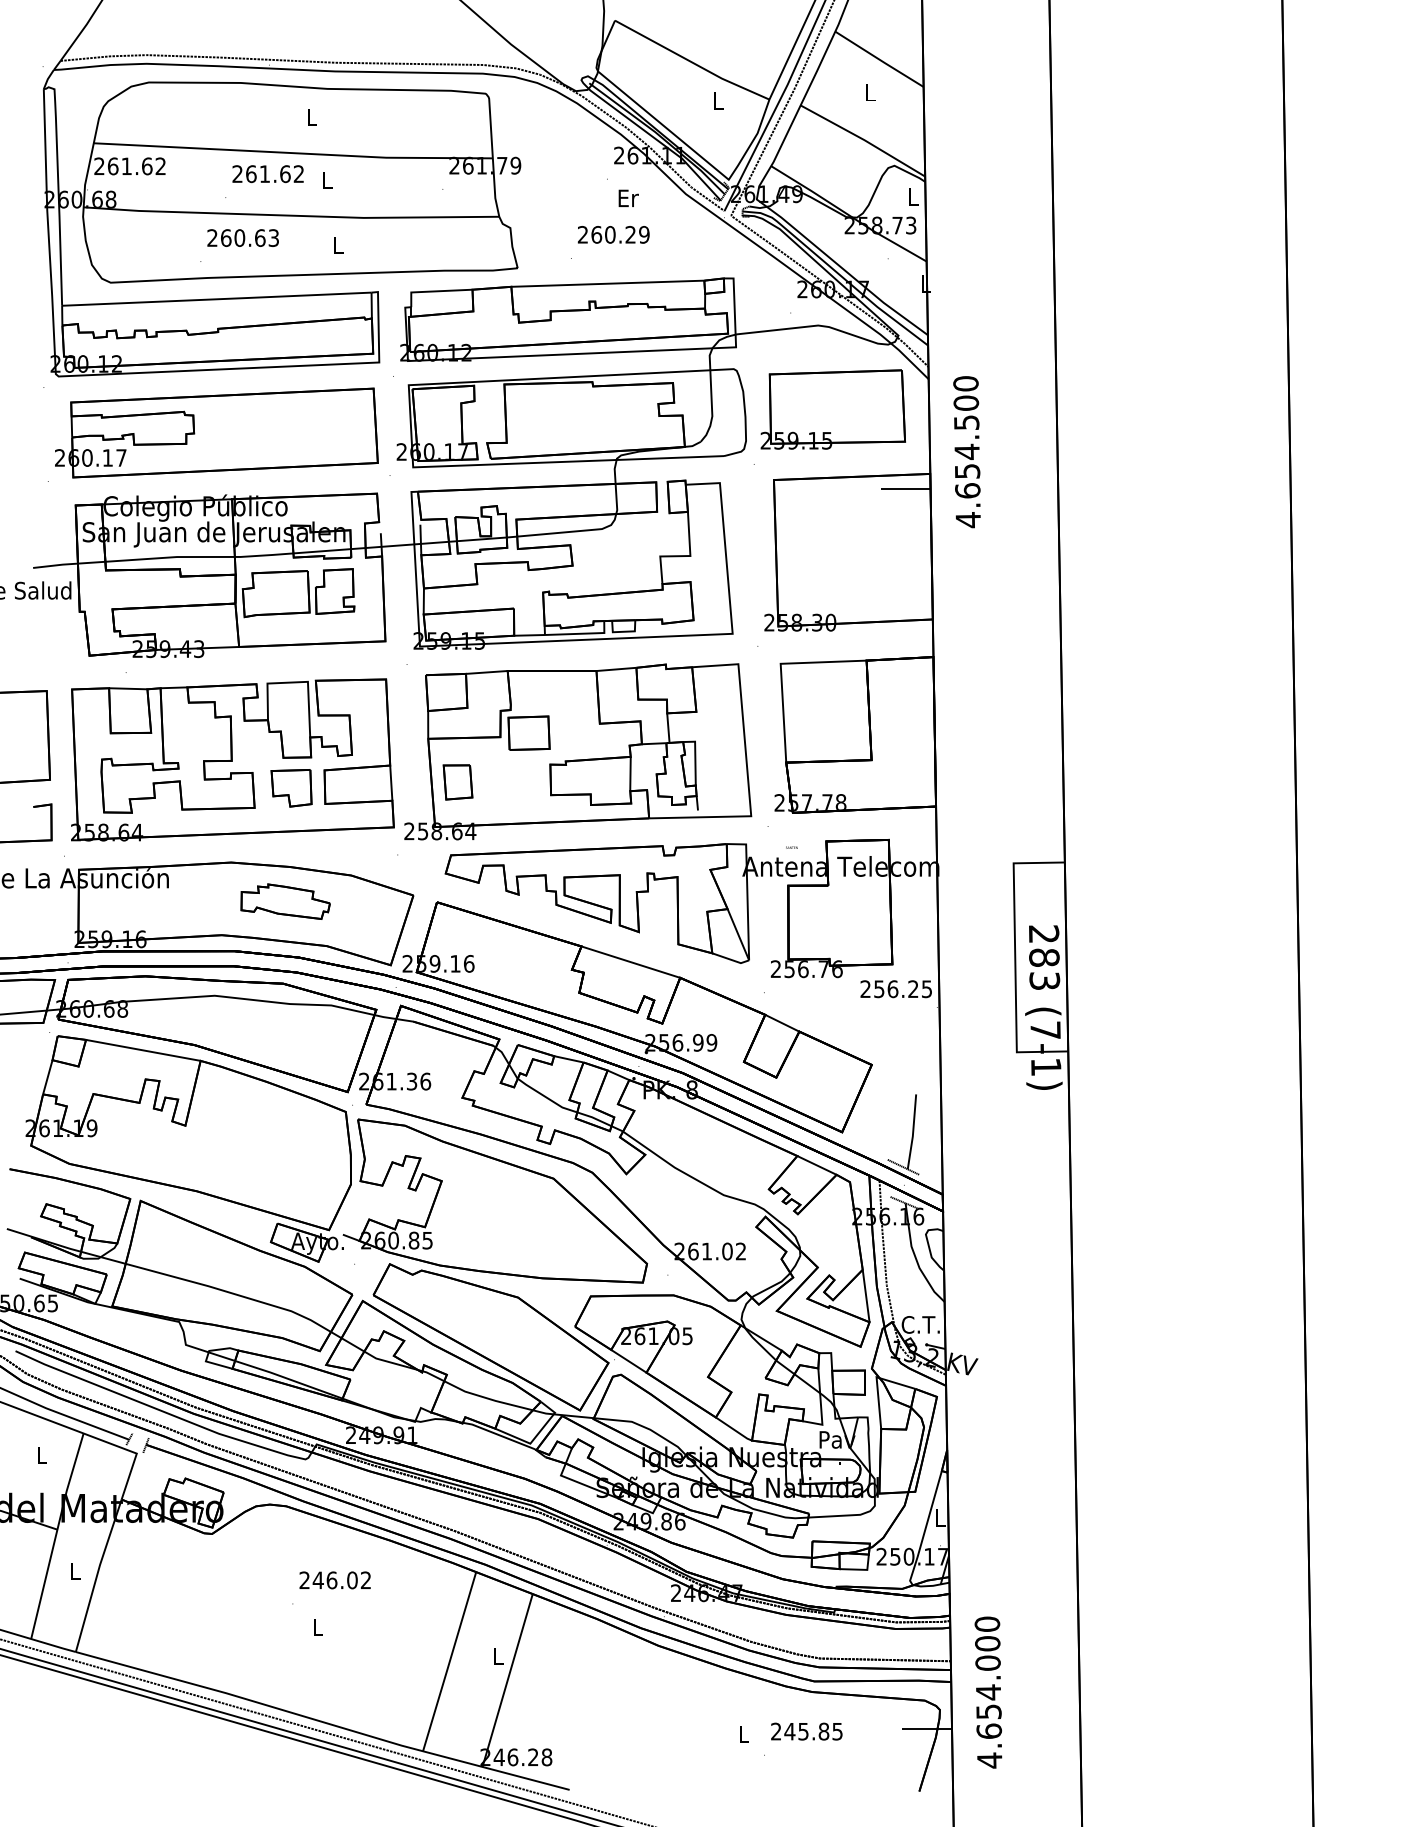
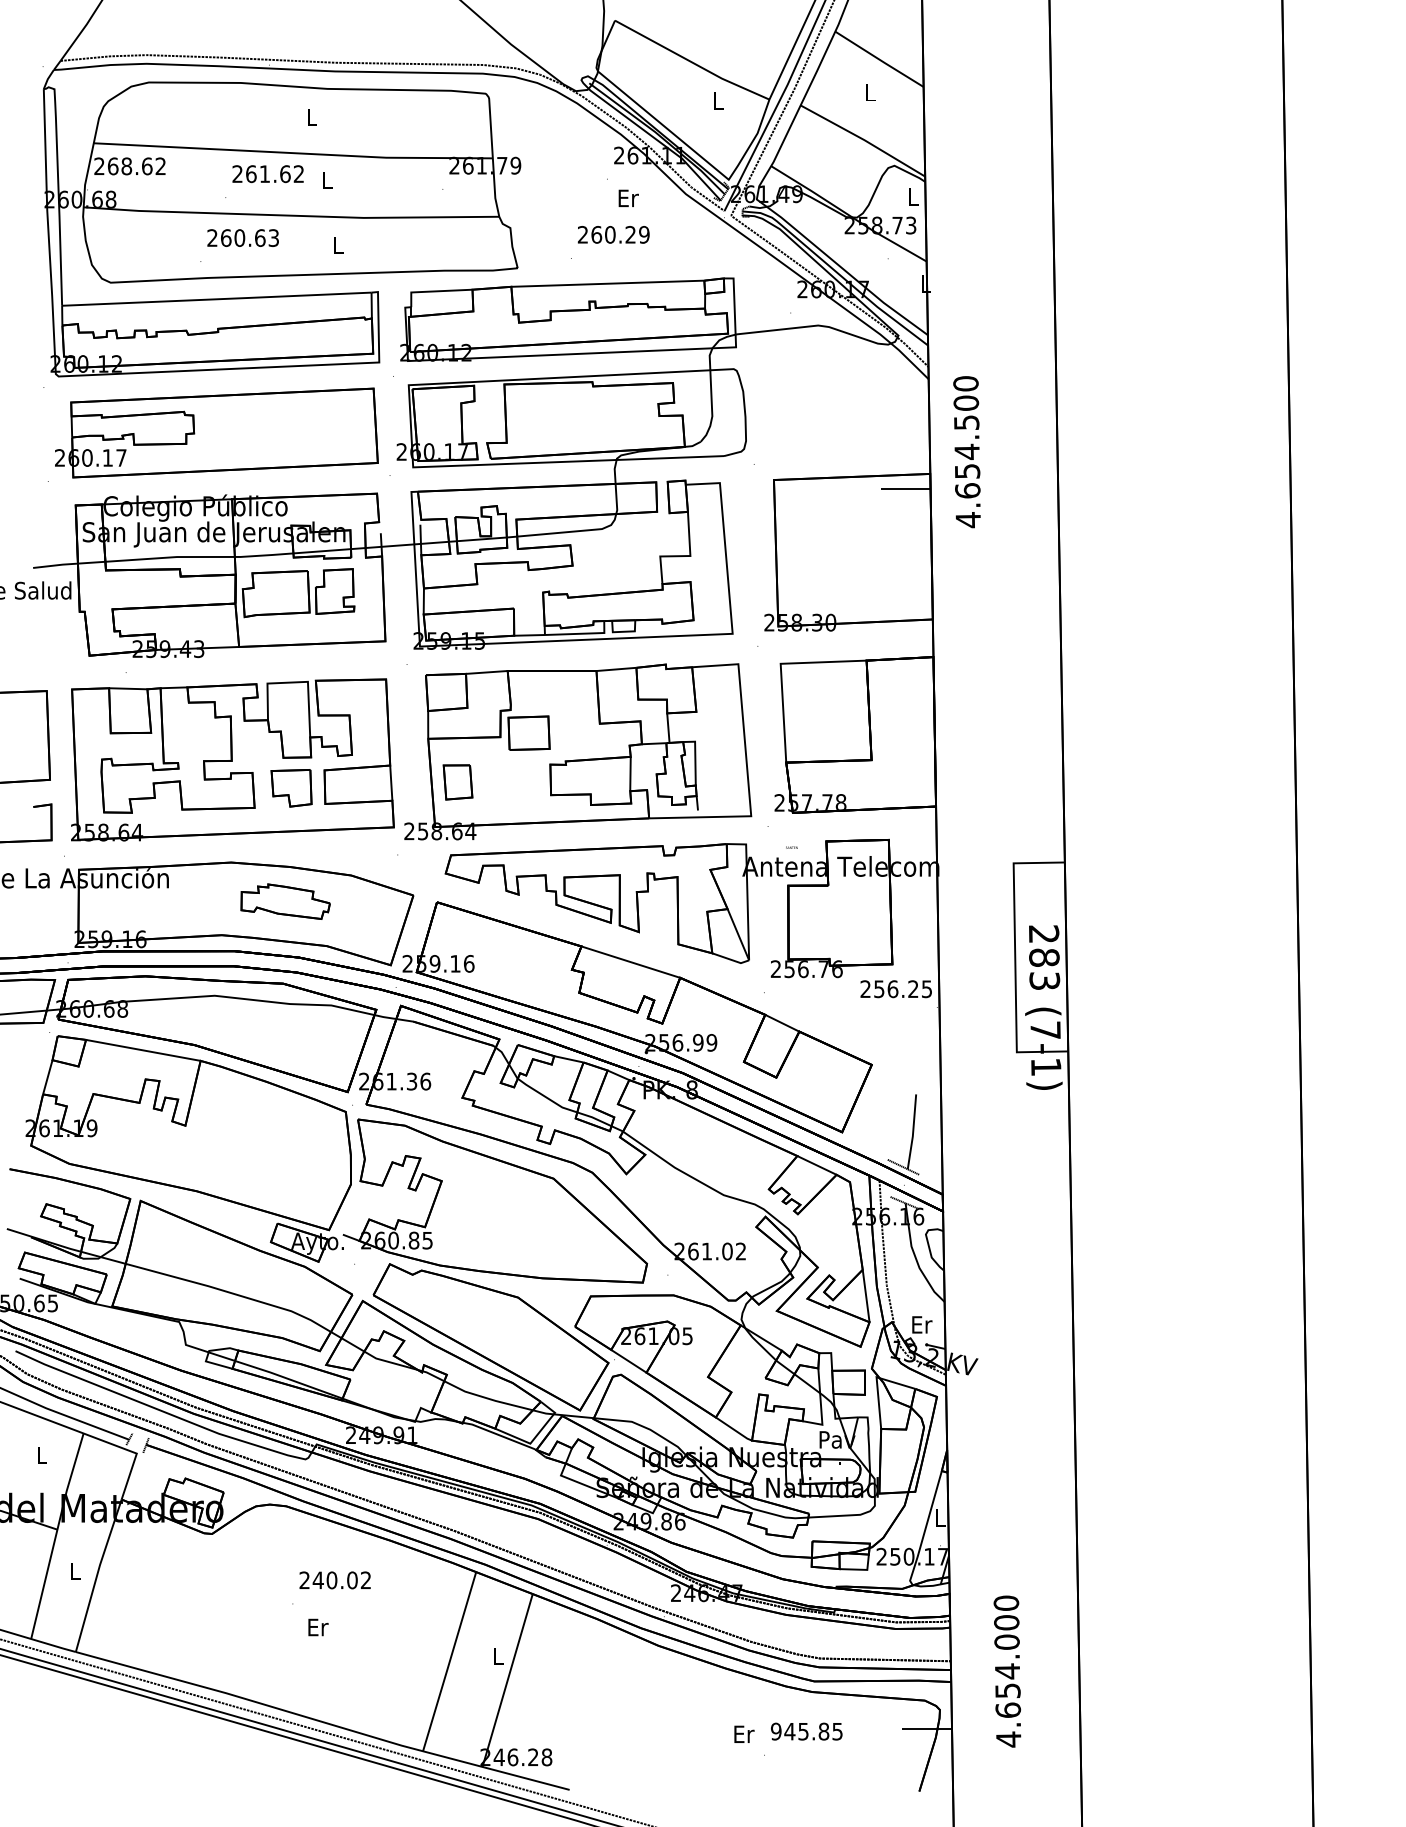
text: 261.62 -> 268.62 (126, 166)
part: present -> none (832, 409)
text: C.T. -> Er (920, 1324)
text: 246.02 -> 240.02 (331, 1580)
text: L -> Er (318, 1627)
text position: (988, 1692) -> (1007, 1671) (1007, 1671)
text: 245.85 -> 945.85 (776, 1731)
text: L -> Er (744, 1733)
